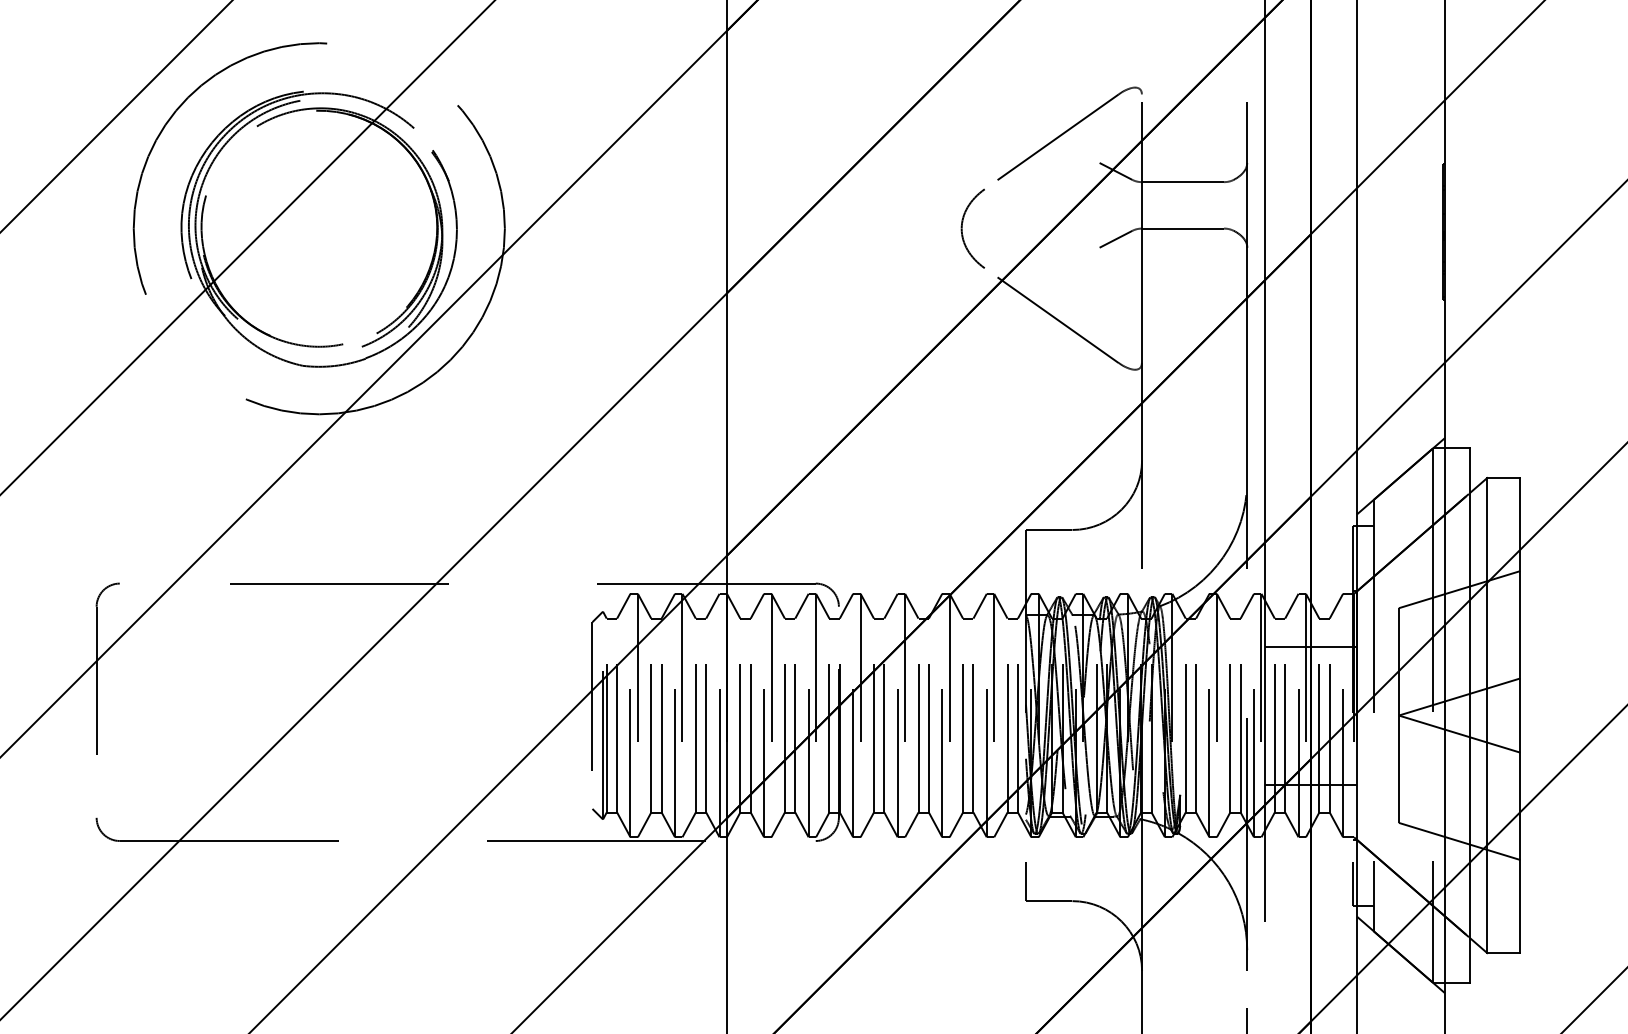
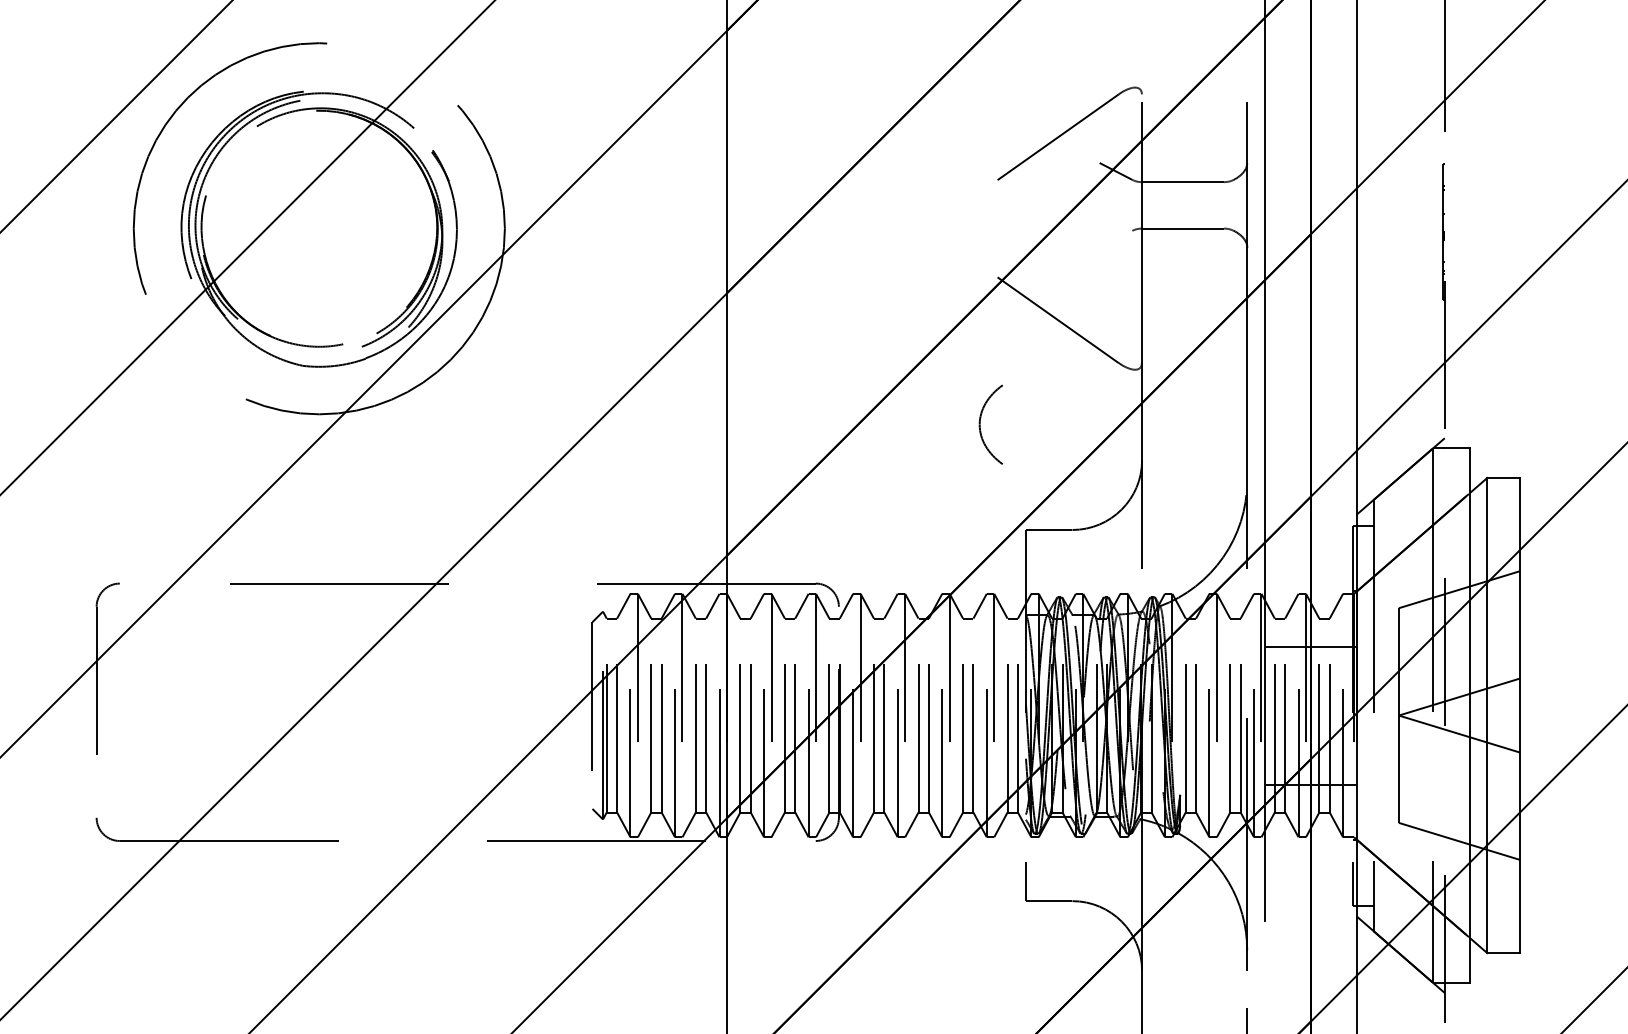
part position: (962, 228) -> (980, 424) (980, 424)
line: present -> none (1115, 238)
line: solid -> dashed (1444, 516)
